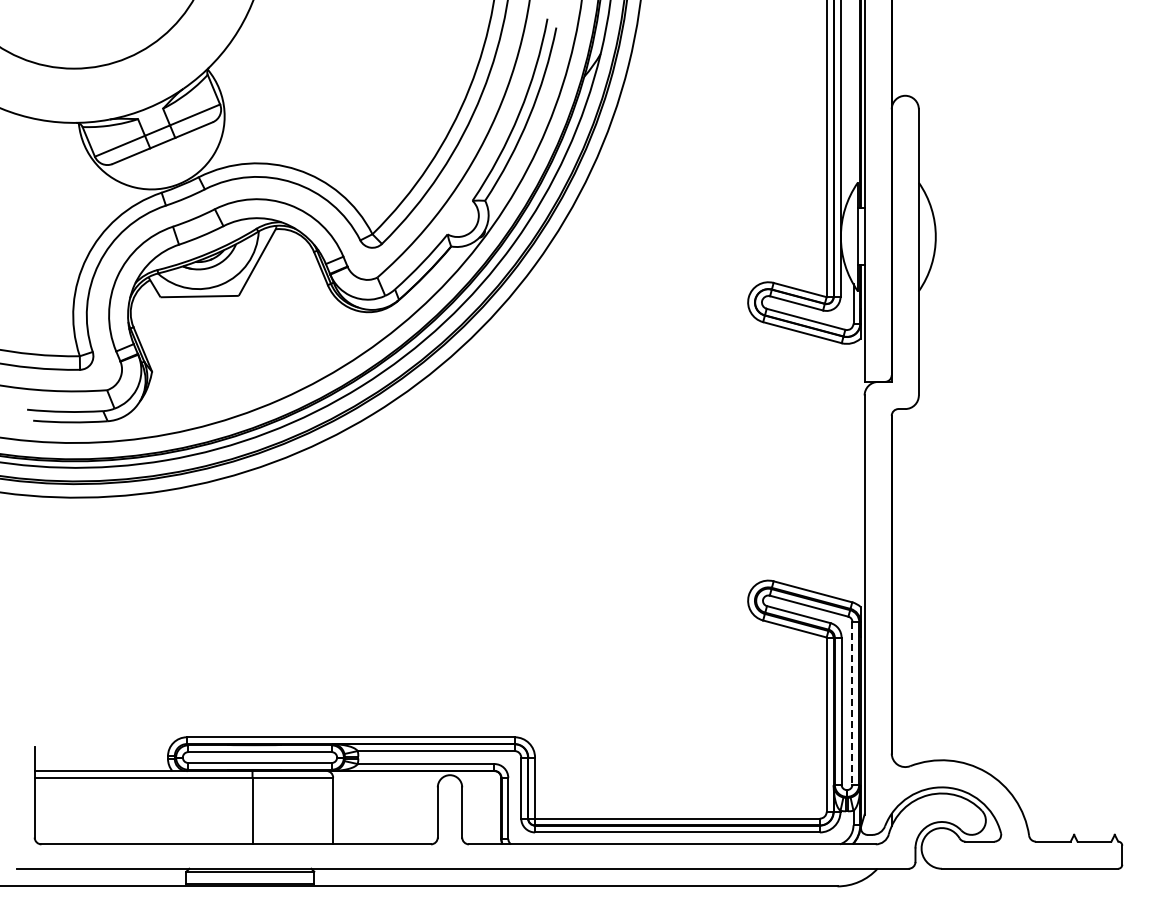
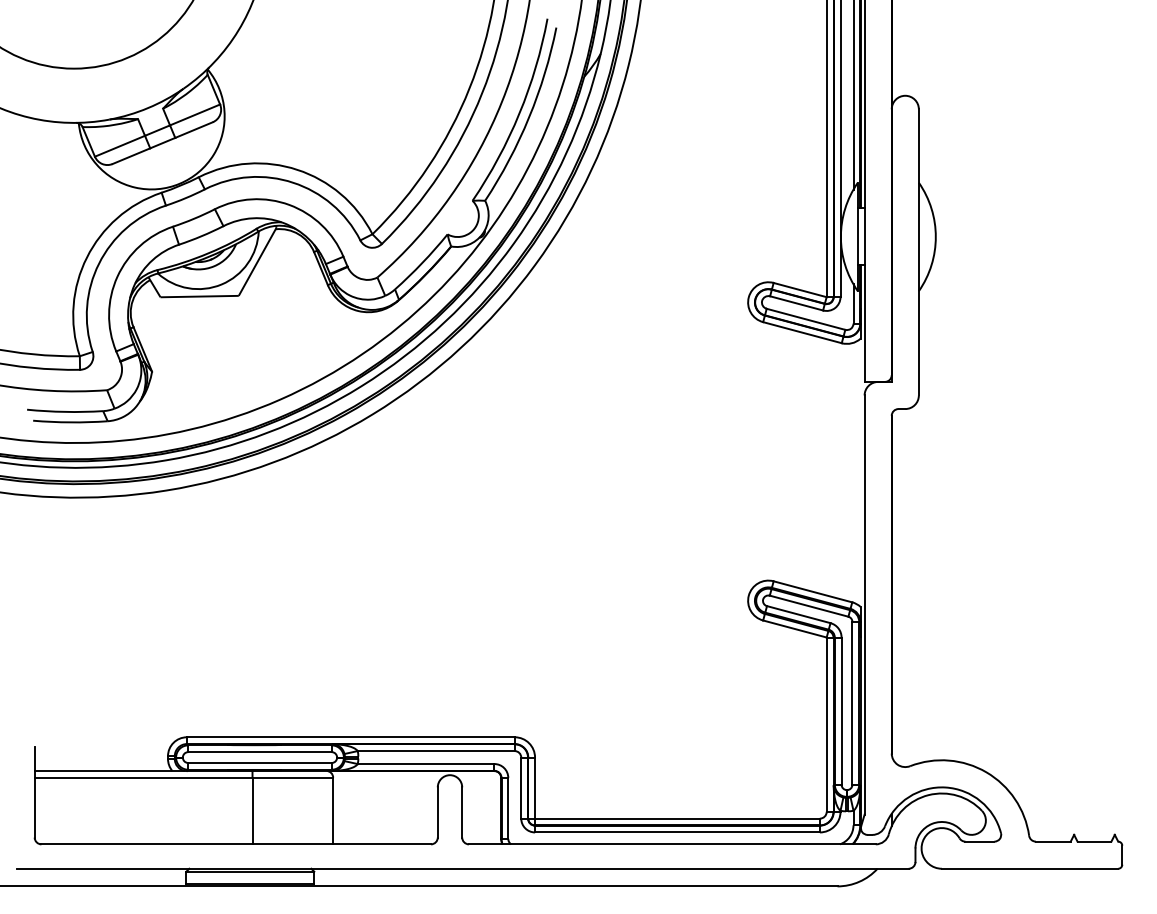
line: none -> present (853, 95)
line: dashed -> solid (852, 703)
